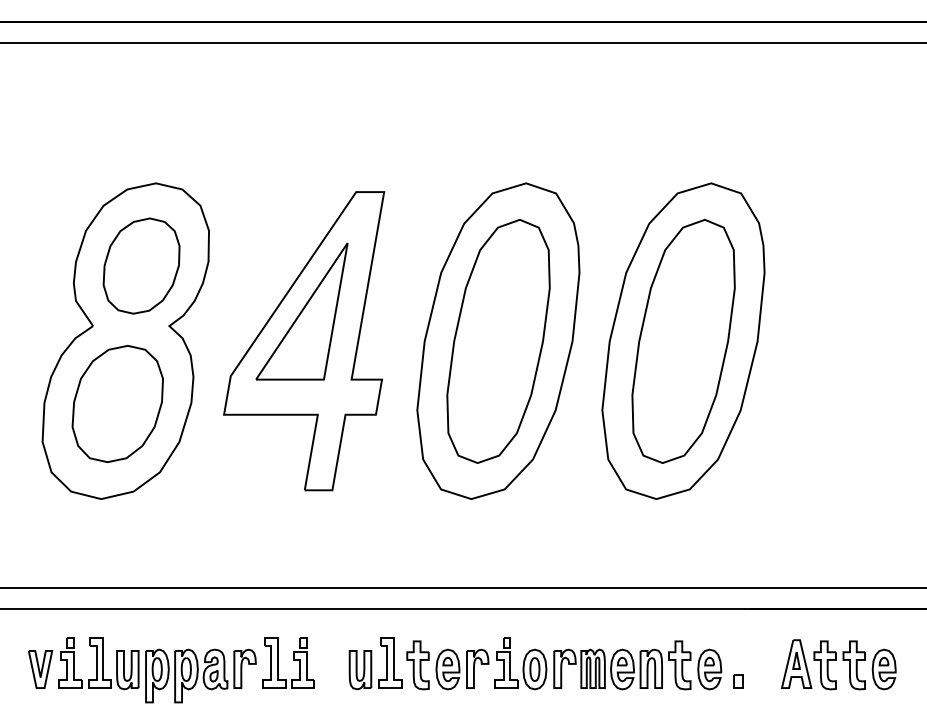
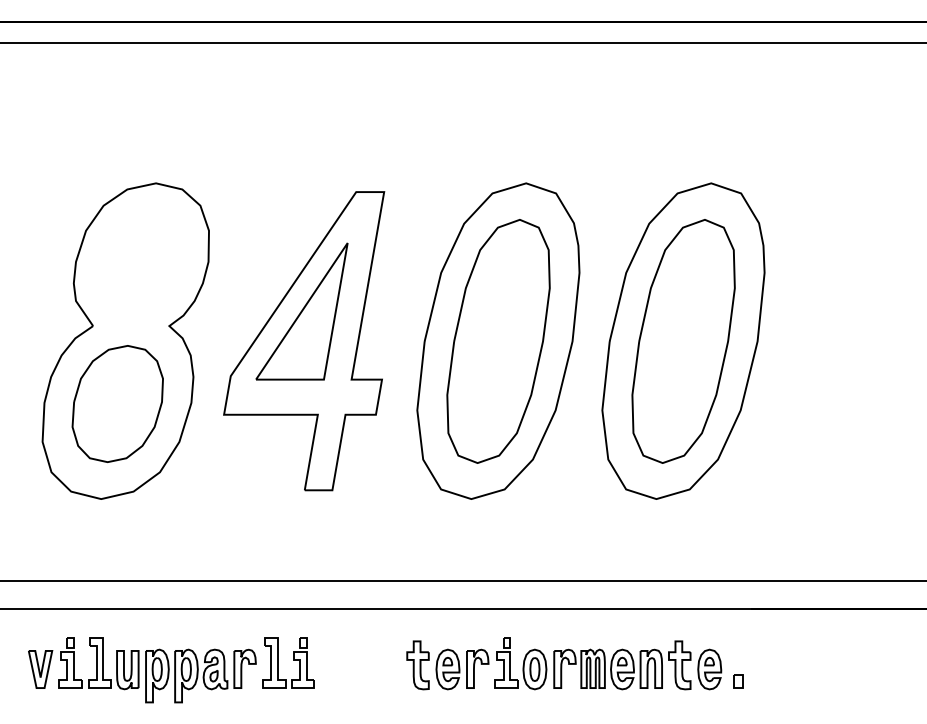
part: present -> none (141, 265)
line position: (462, 587) -> (462, 580) (462, 580)
part: present -> none (375, 663)
part: present -> none (838, 664)
